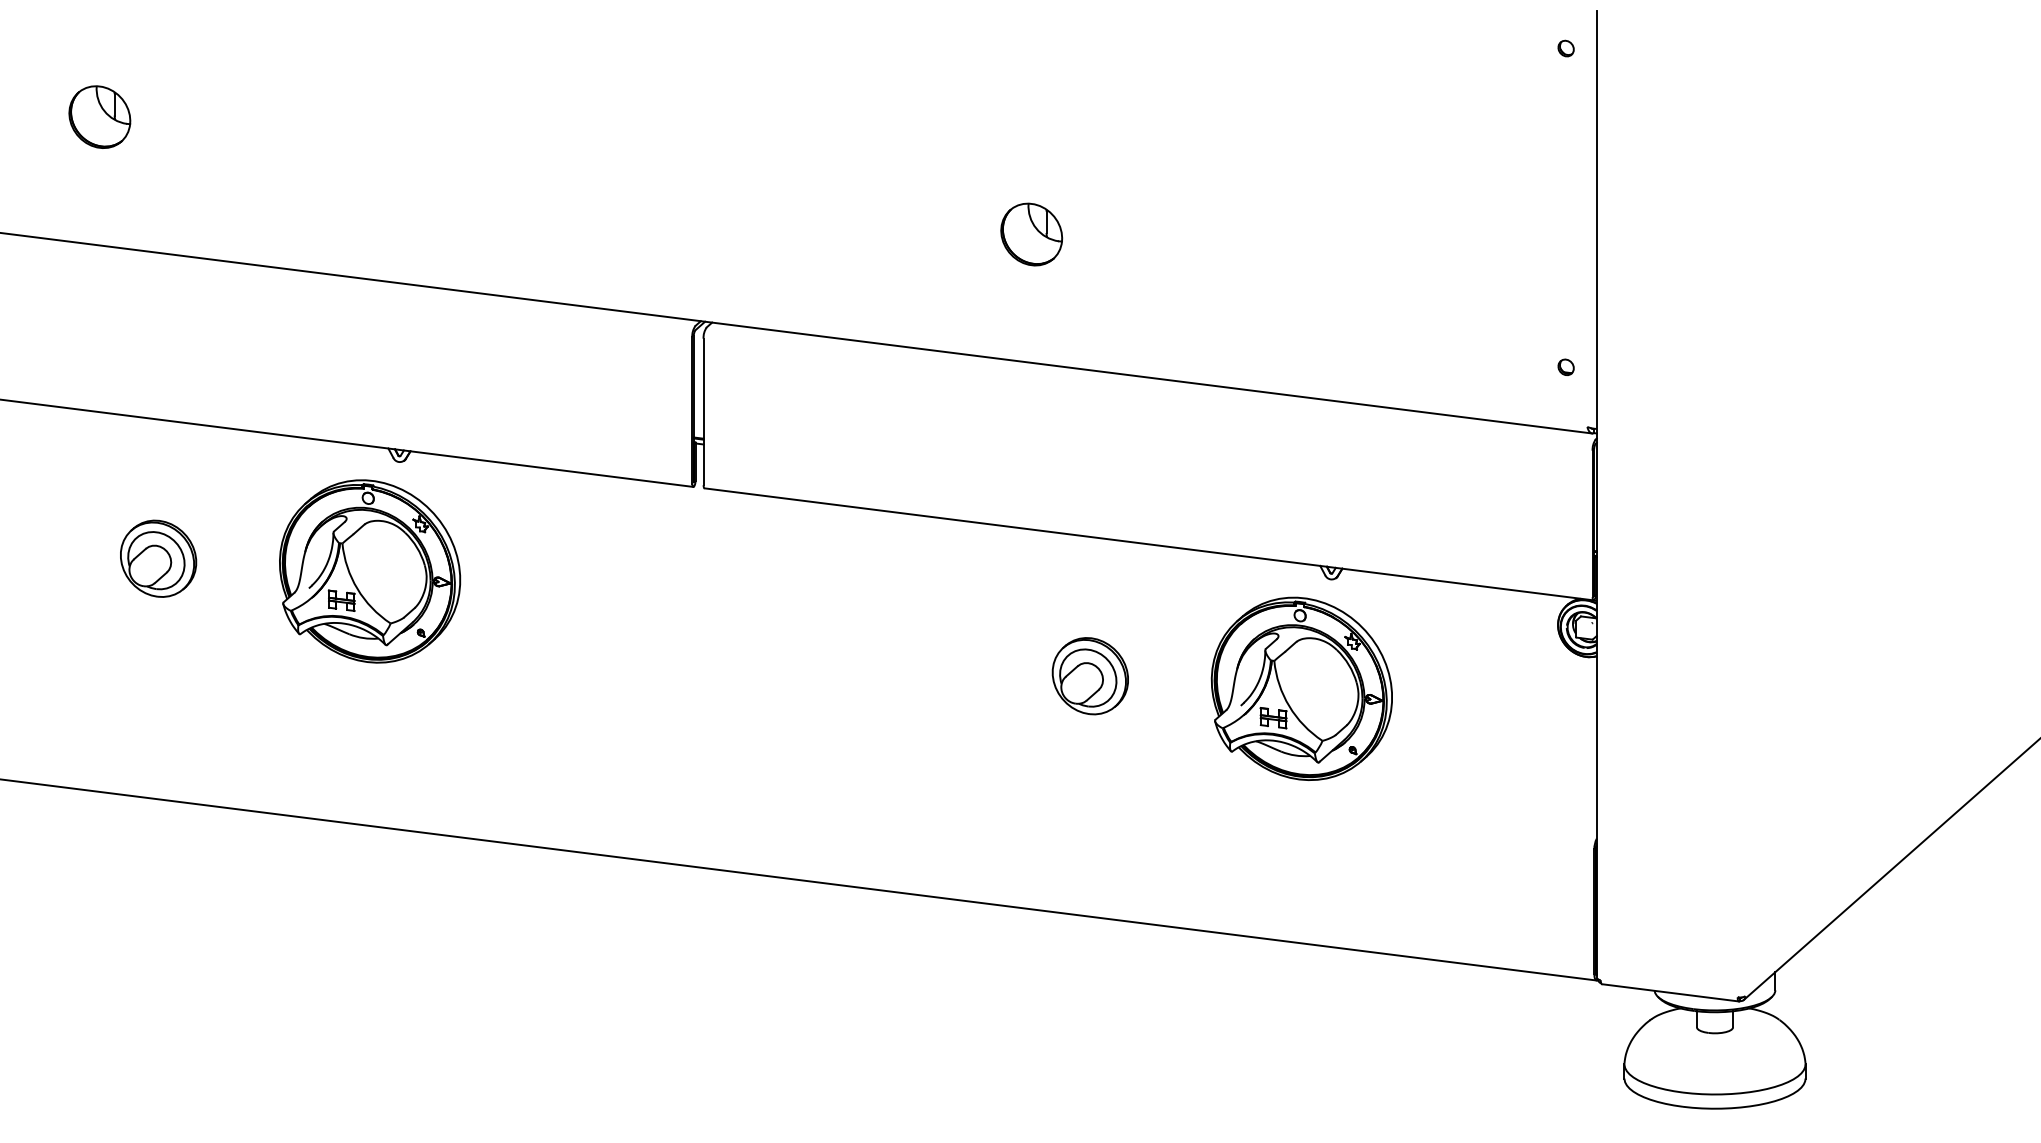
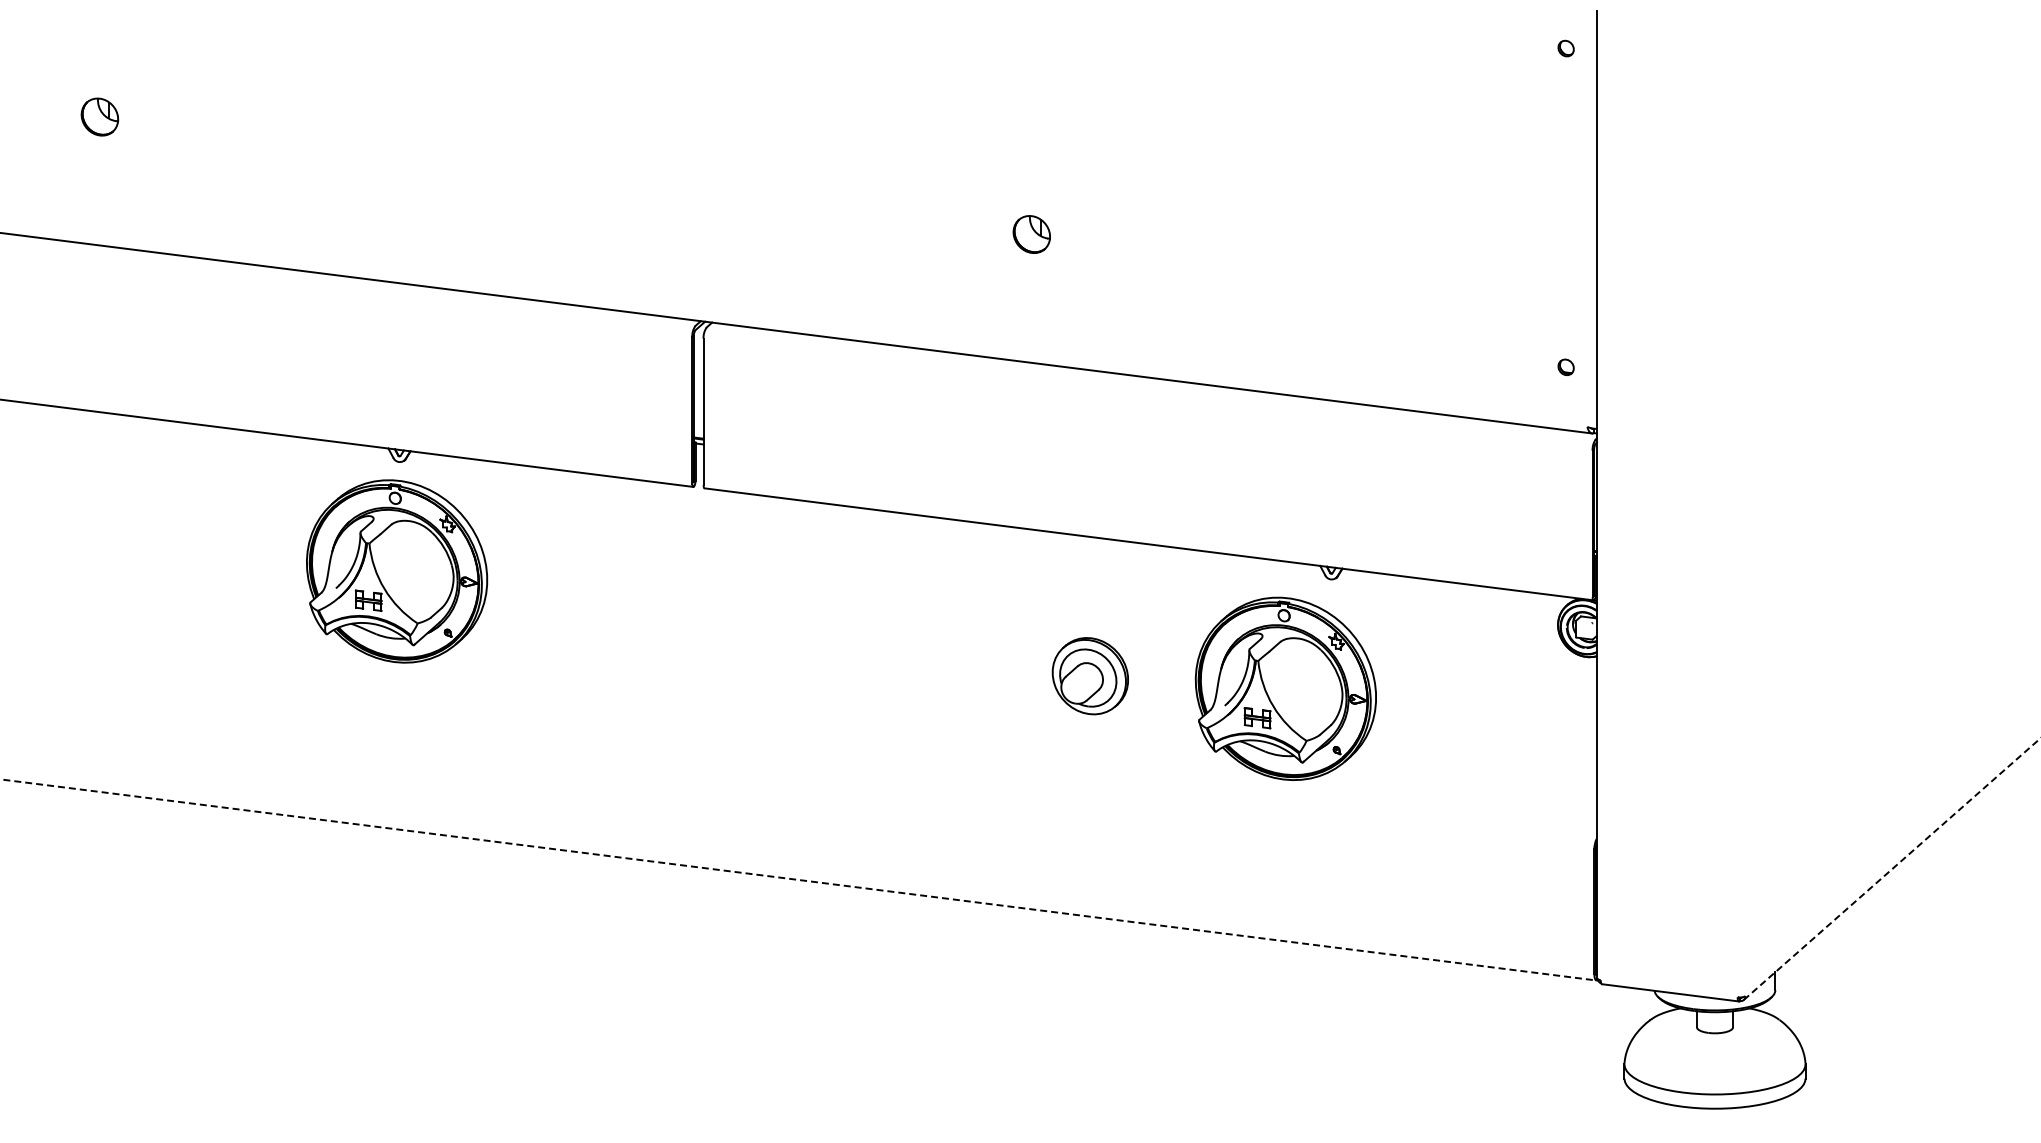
part size: 64x64 px -> 40x40 px (99, 116)
part size: 64x65 px -> 39x39 px (1031, 234)
part: present -> none (158, 558)
part position: (370, 571) -> (397, 571) (397, 571)
part position: (1301, 688) -> (1285, 688) (1285, 688)
line: solid -> dashed (1892, 869)
line: solid -> dashed (798, 880)
